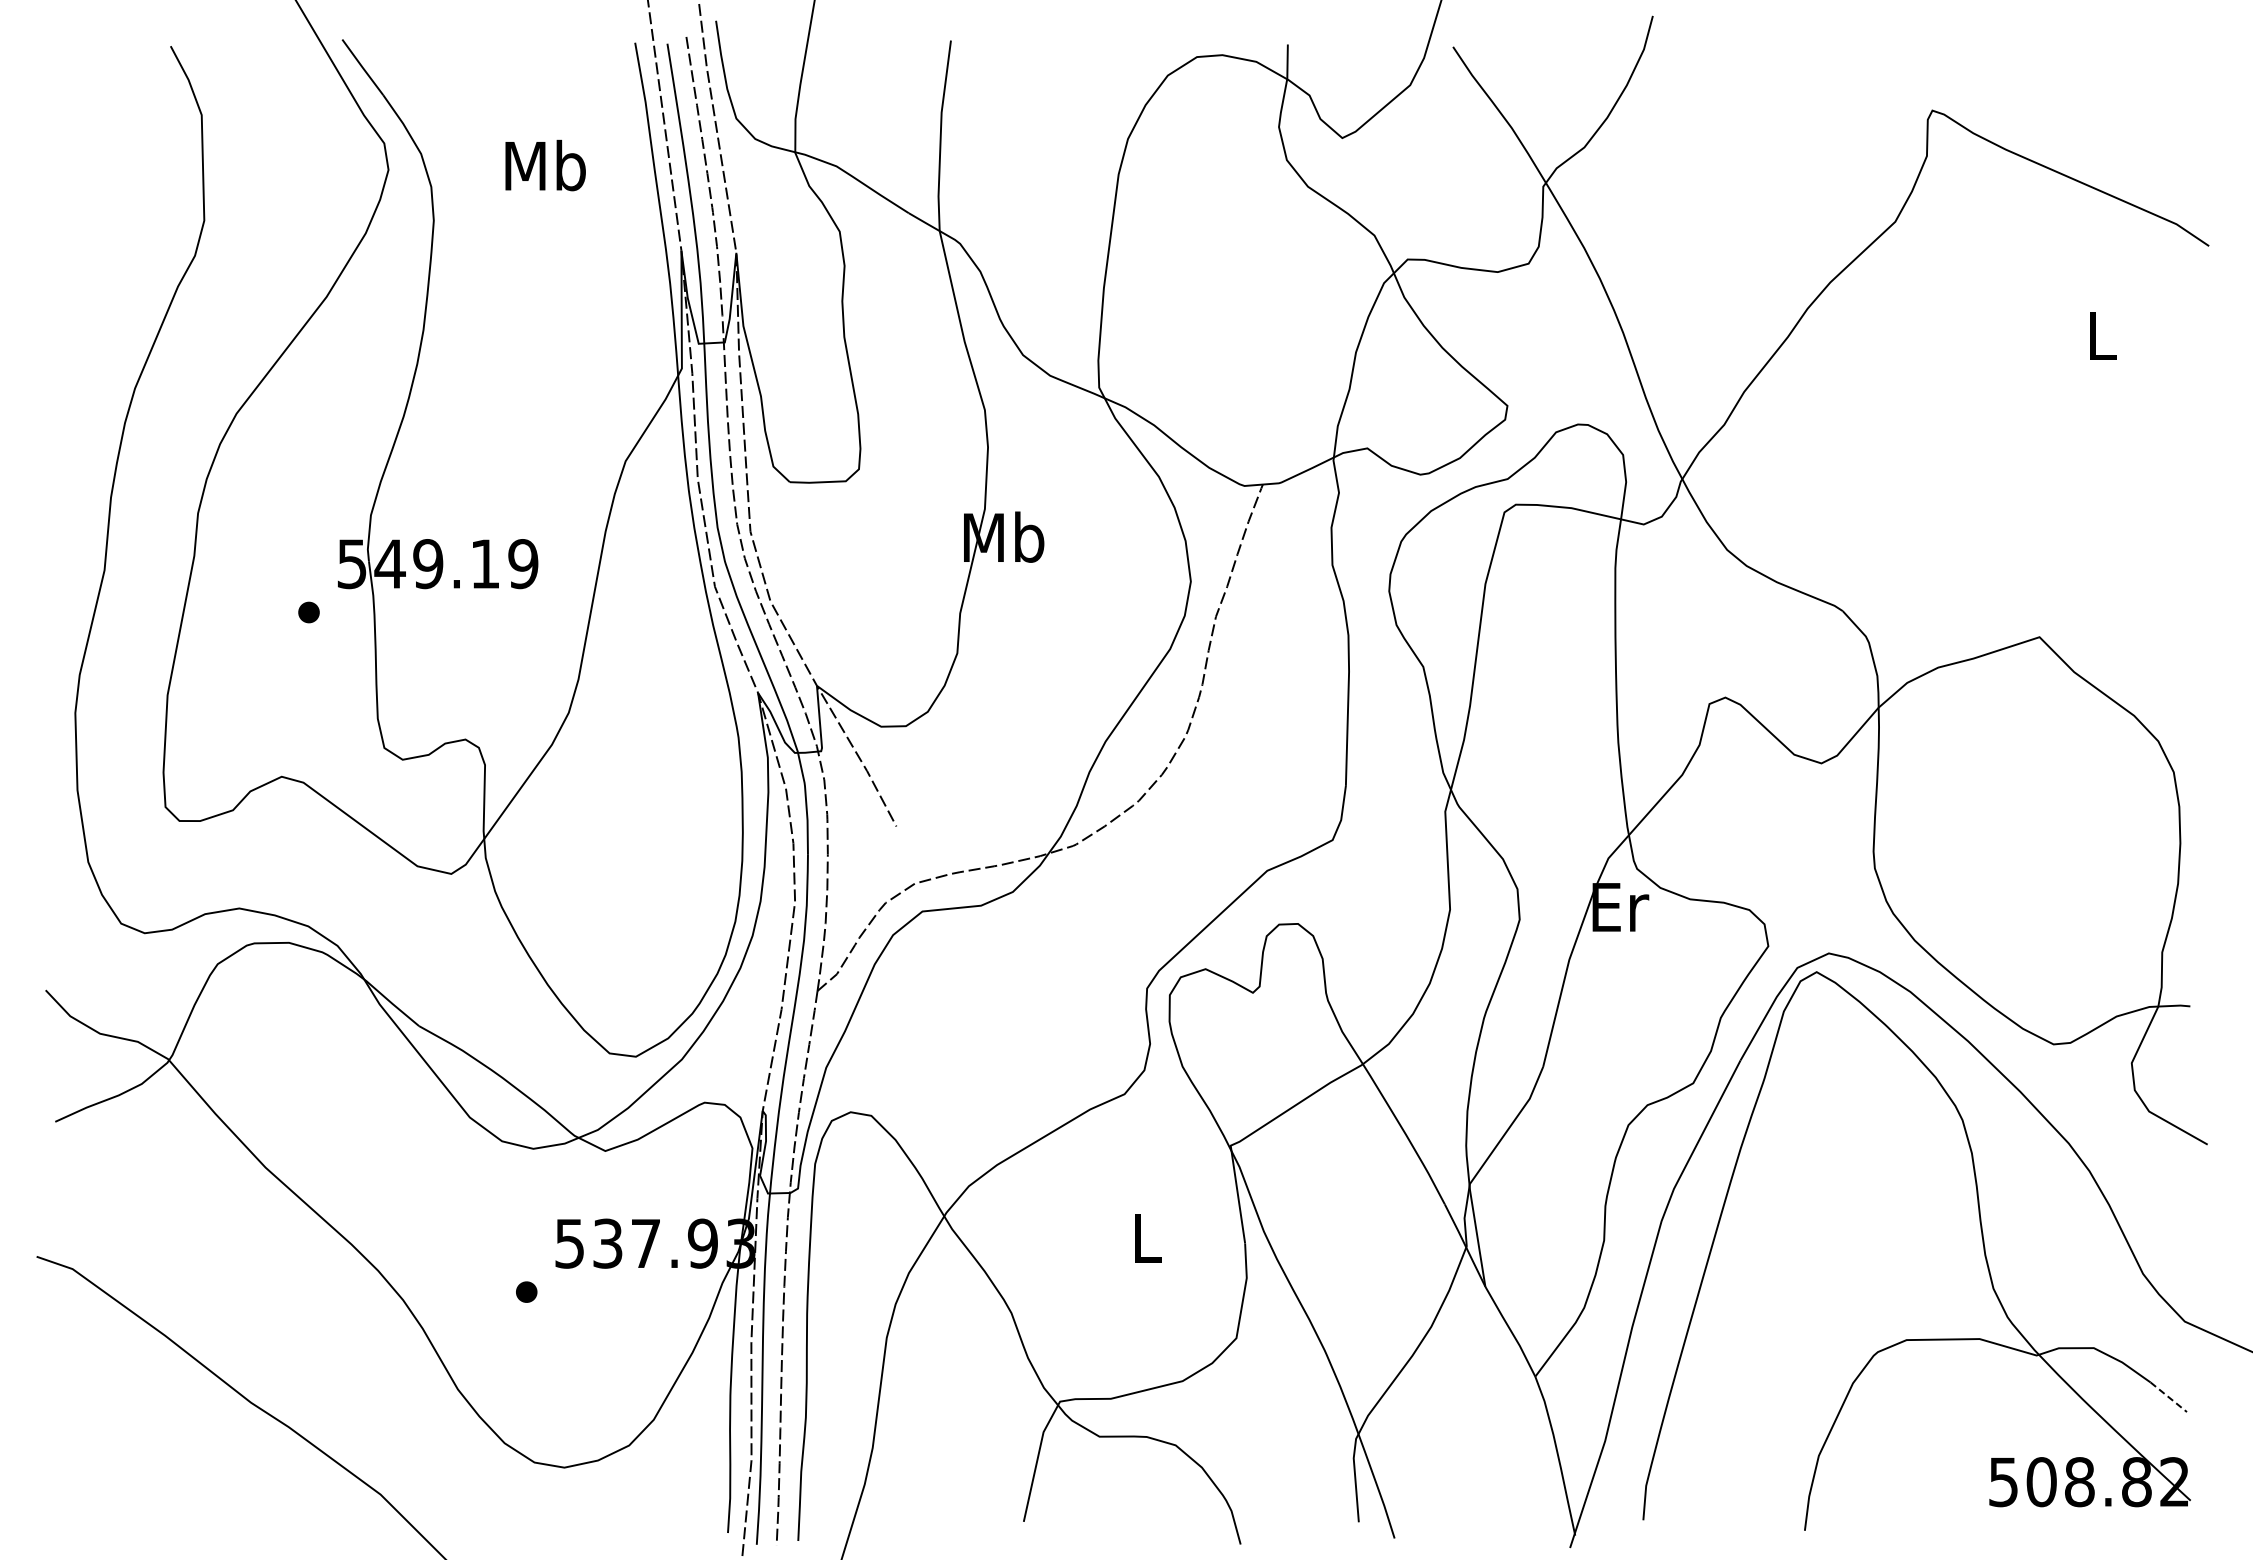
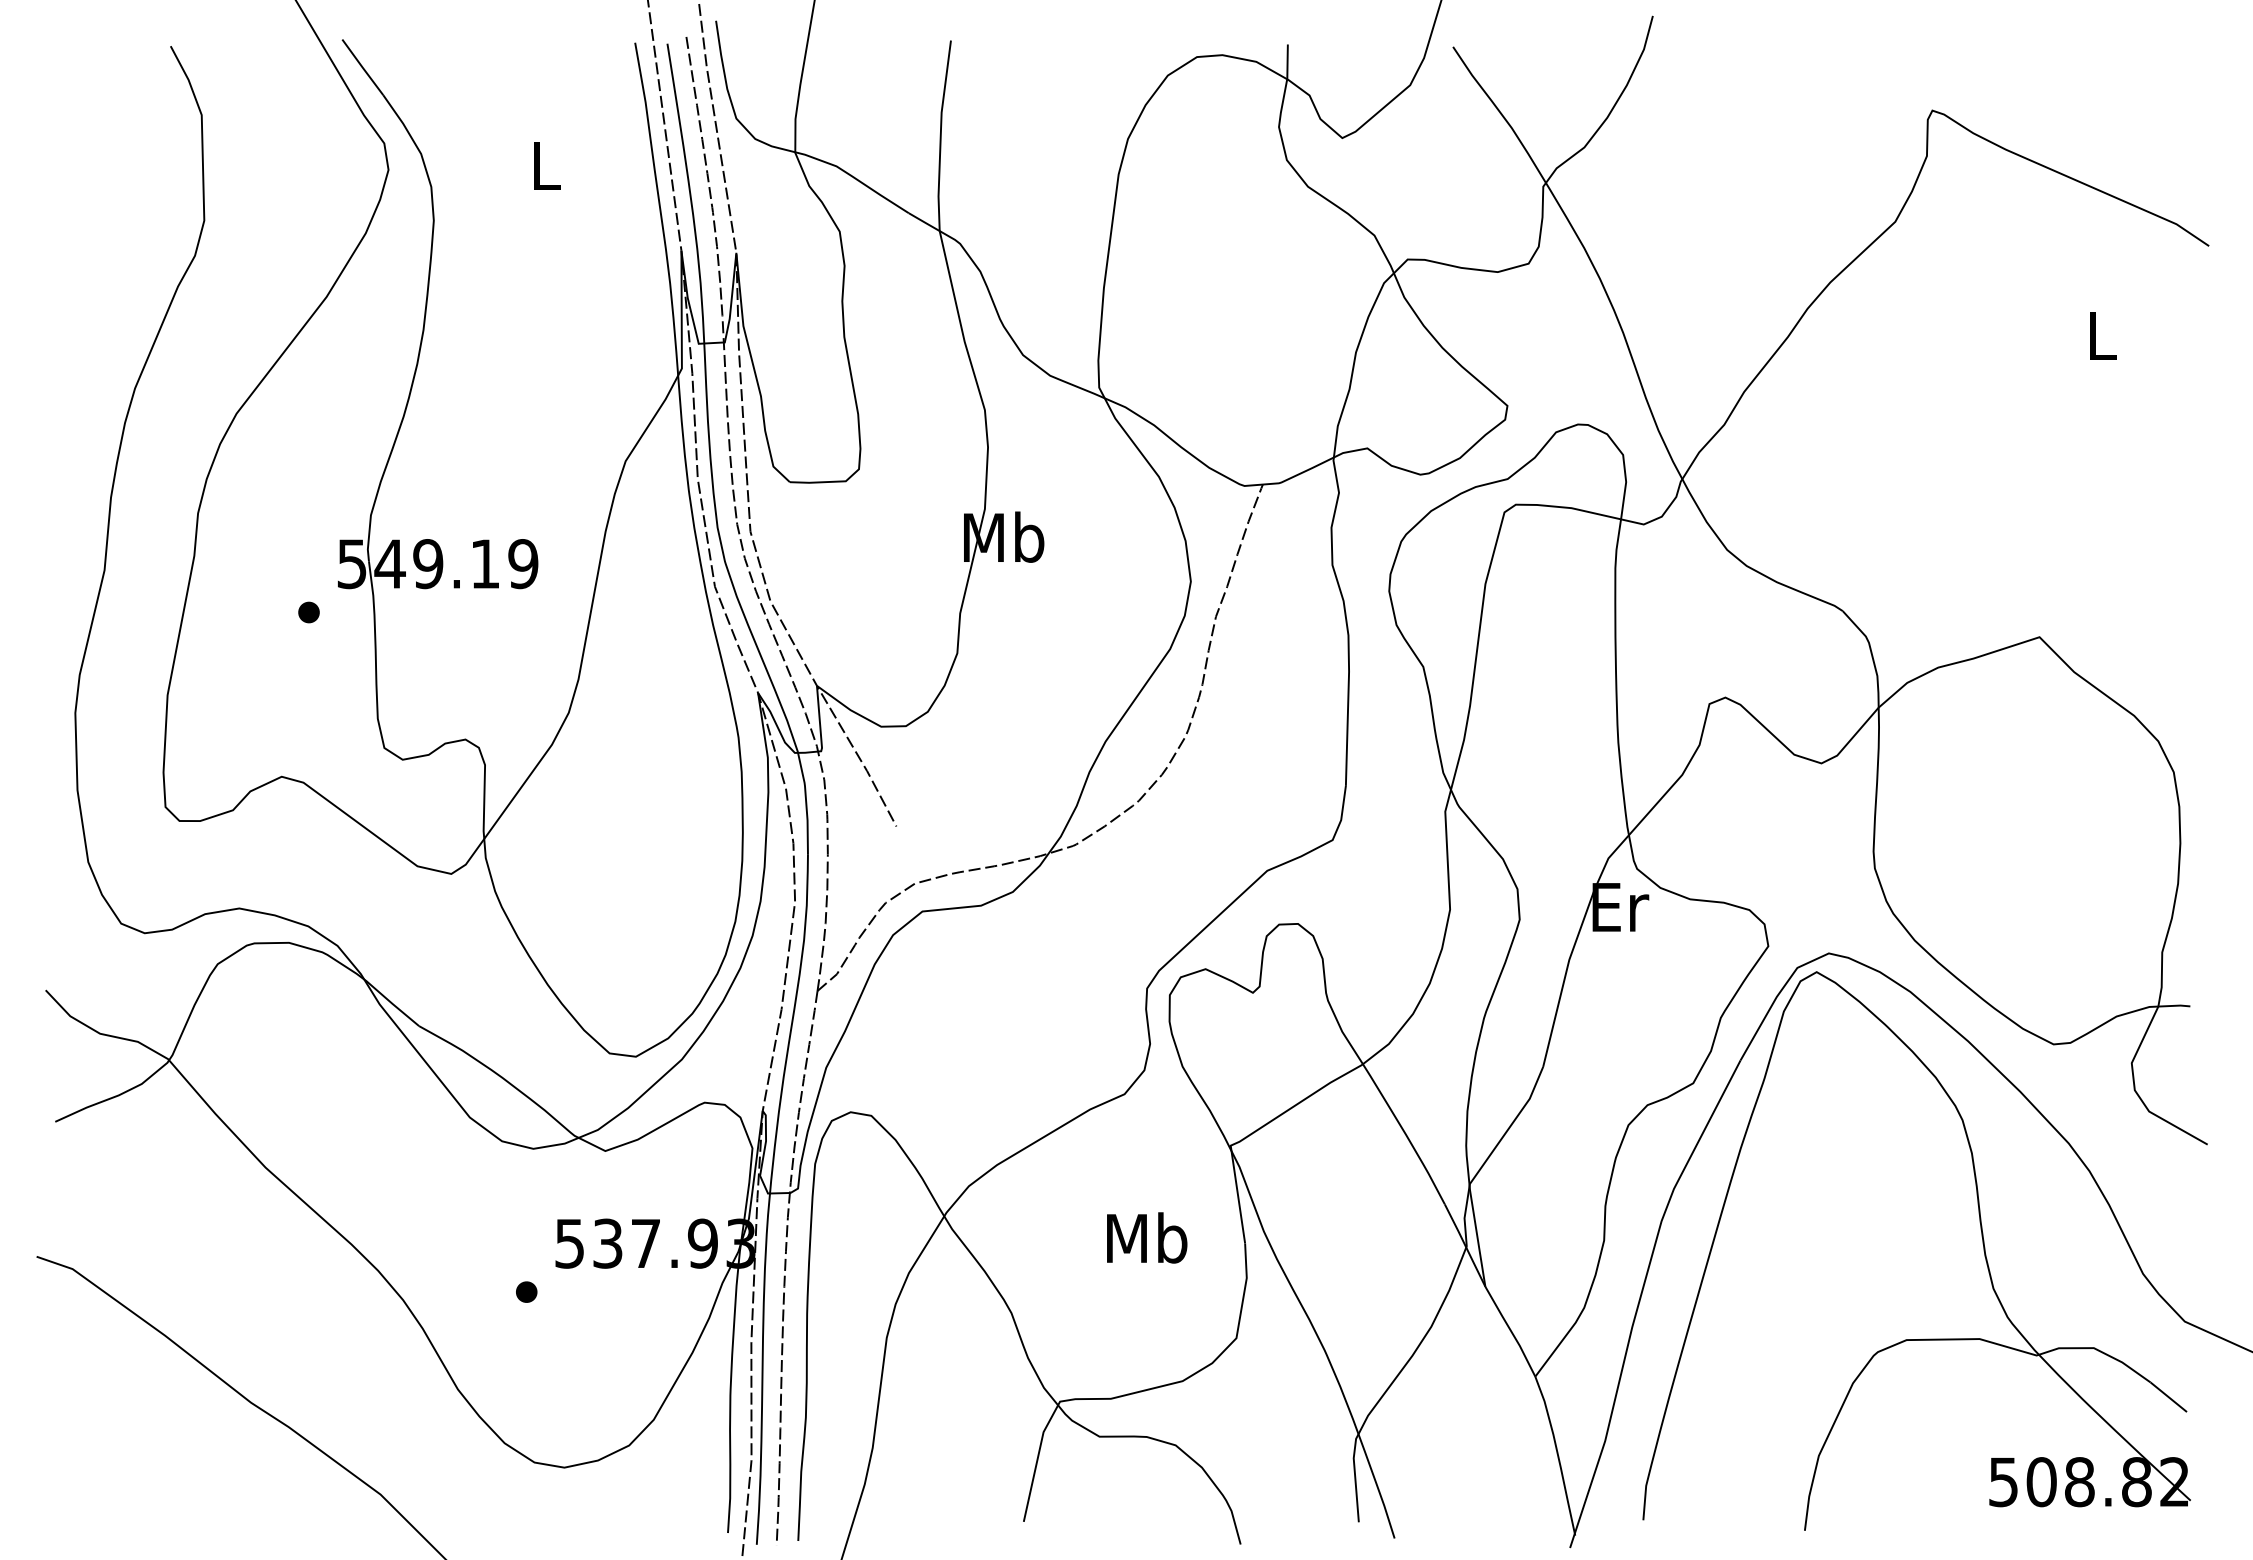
text: Mb -> L (545, 165)
text: L -> Mb (1147, 1237)
line: dashed -> solid (2169, 1397)
